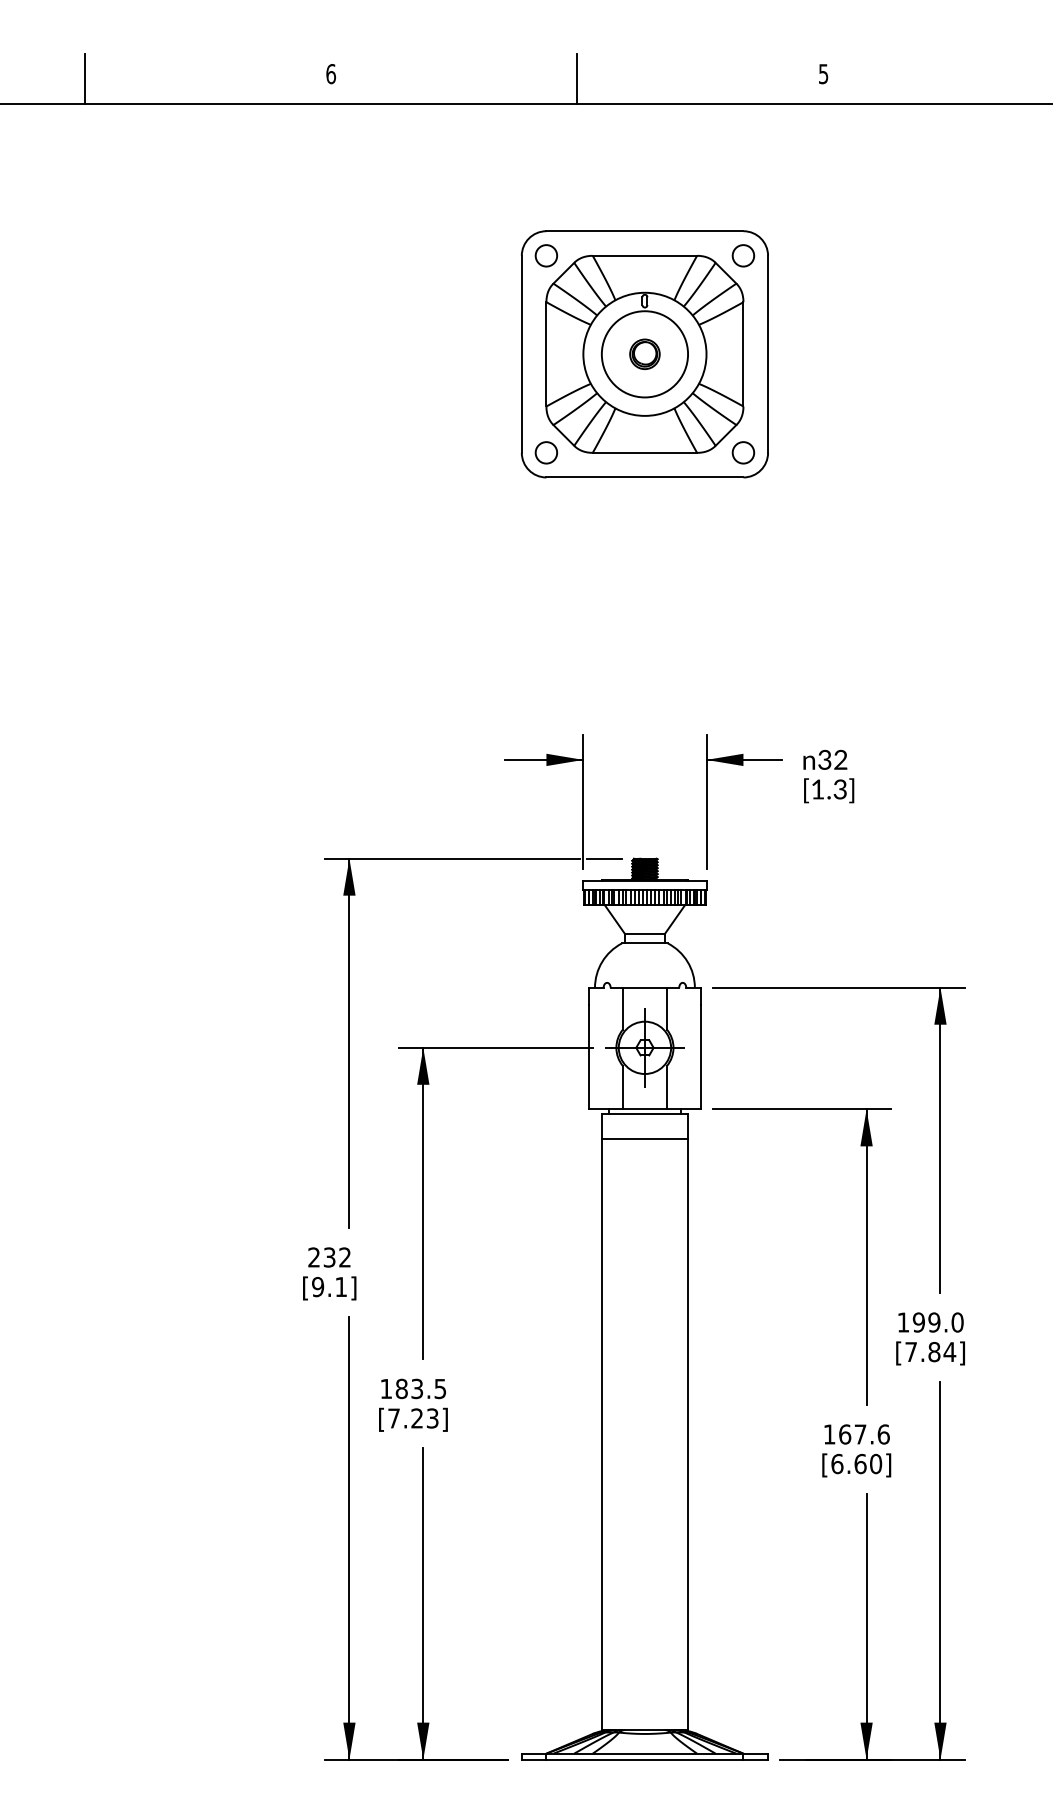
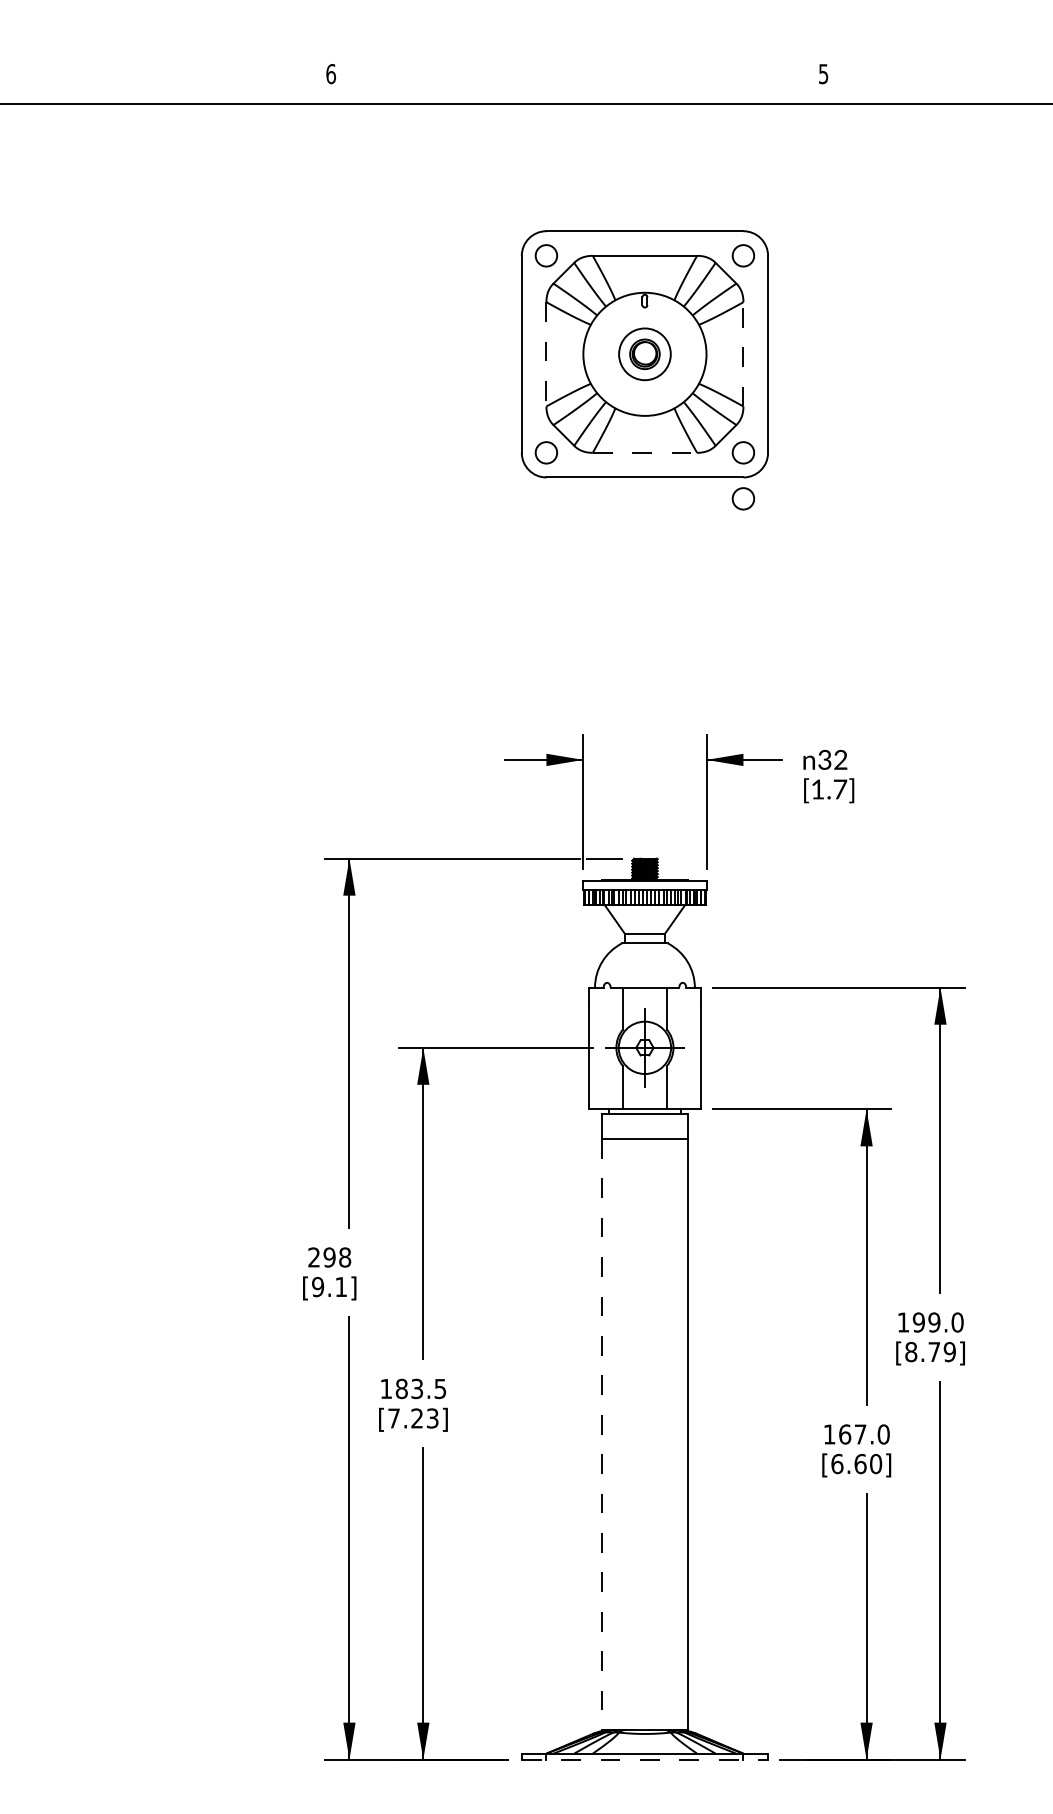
line: present -> none (84, 78)
line: present -> none (577, 78)
line: solid -> dashed (743, 353)
line: solid -> dashed (546, 354)
circle diameter: 86 px -> 52 px (644, 354)
line: solid -> dashed (645, 452)
circle: none -> present (743, 498)
text: [1.3] -> [1.7] (840, 789)
text: 232 -> 298 (337, 1257)
text: [7.84] -> [8.79] (930, 1351)
line: solid -> dashed (601, 1434)
text: 167.6 -> 167.0 (883, 1434)
line: solid -> dashed (645, 1759)
